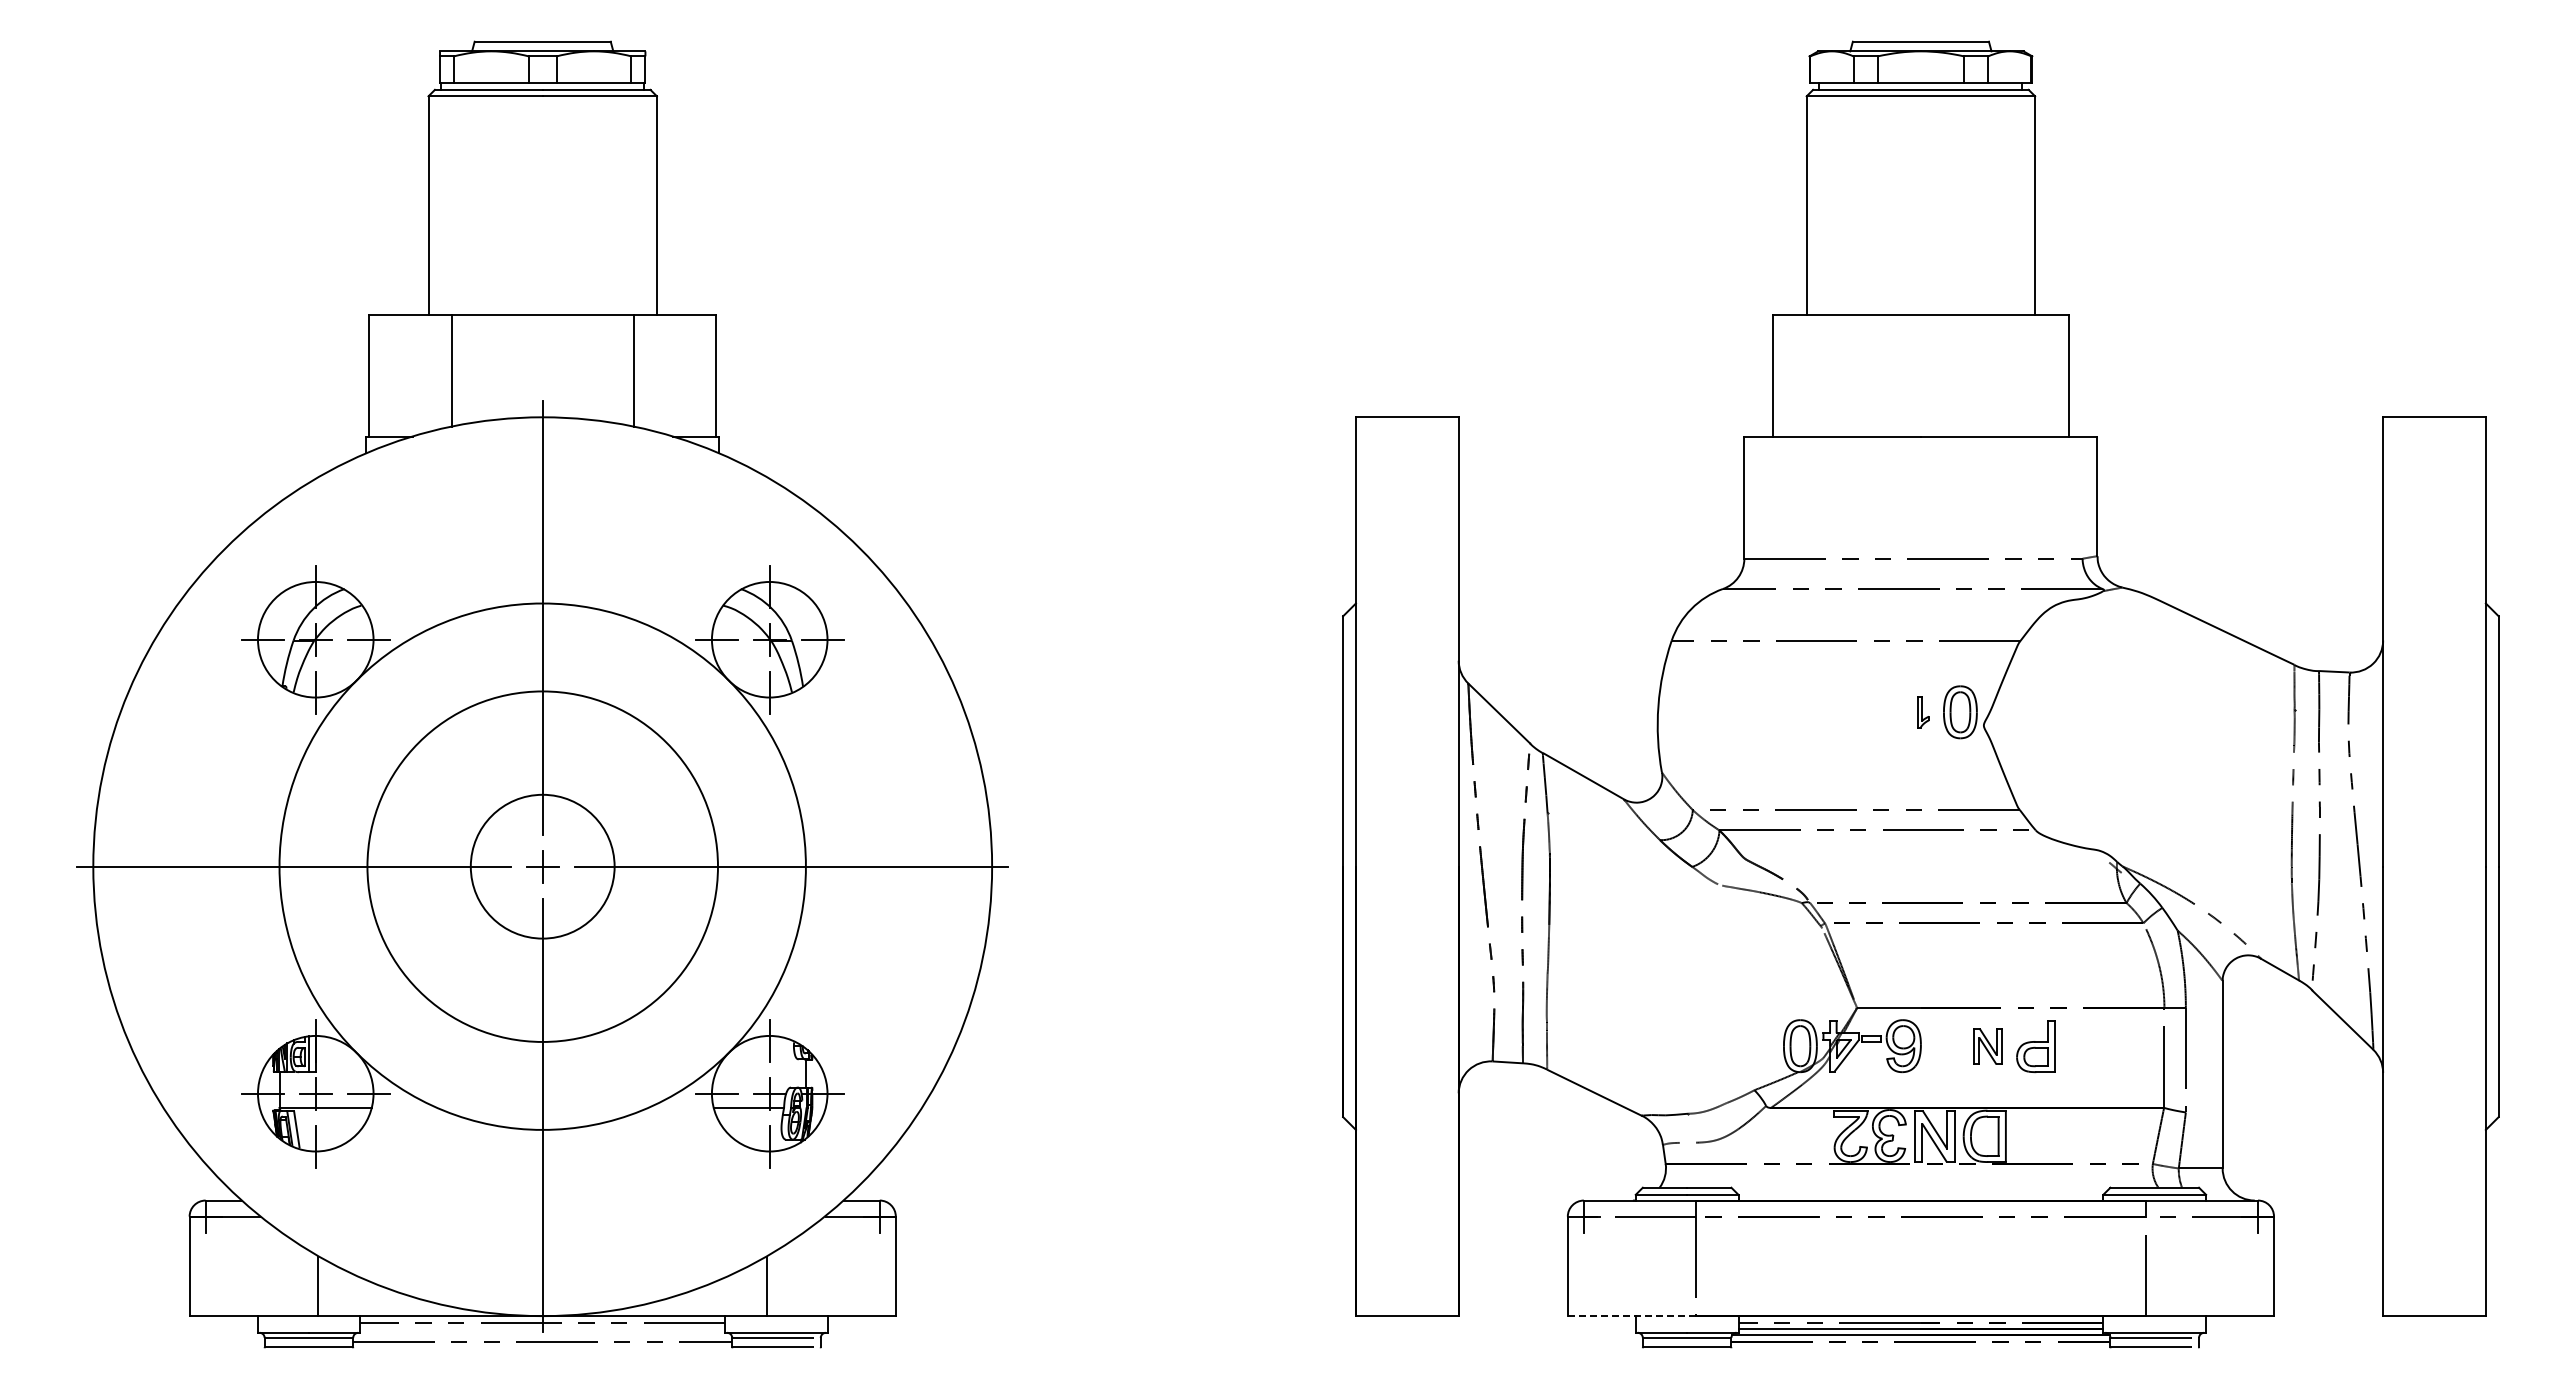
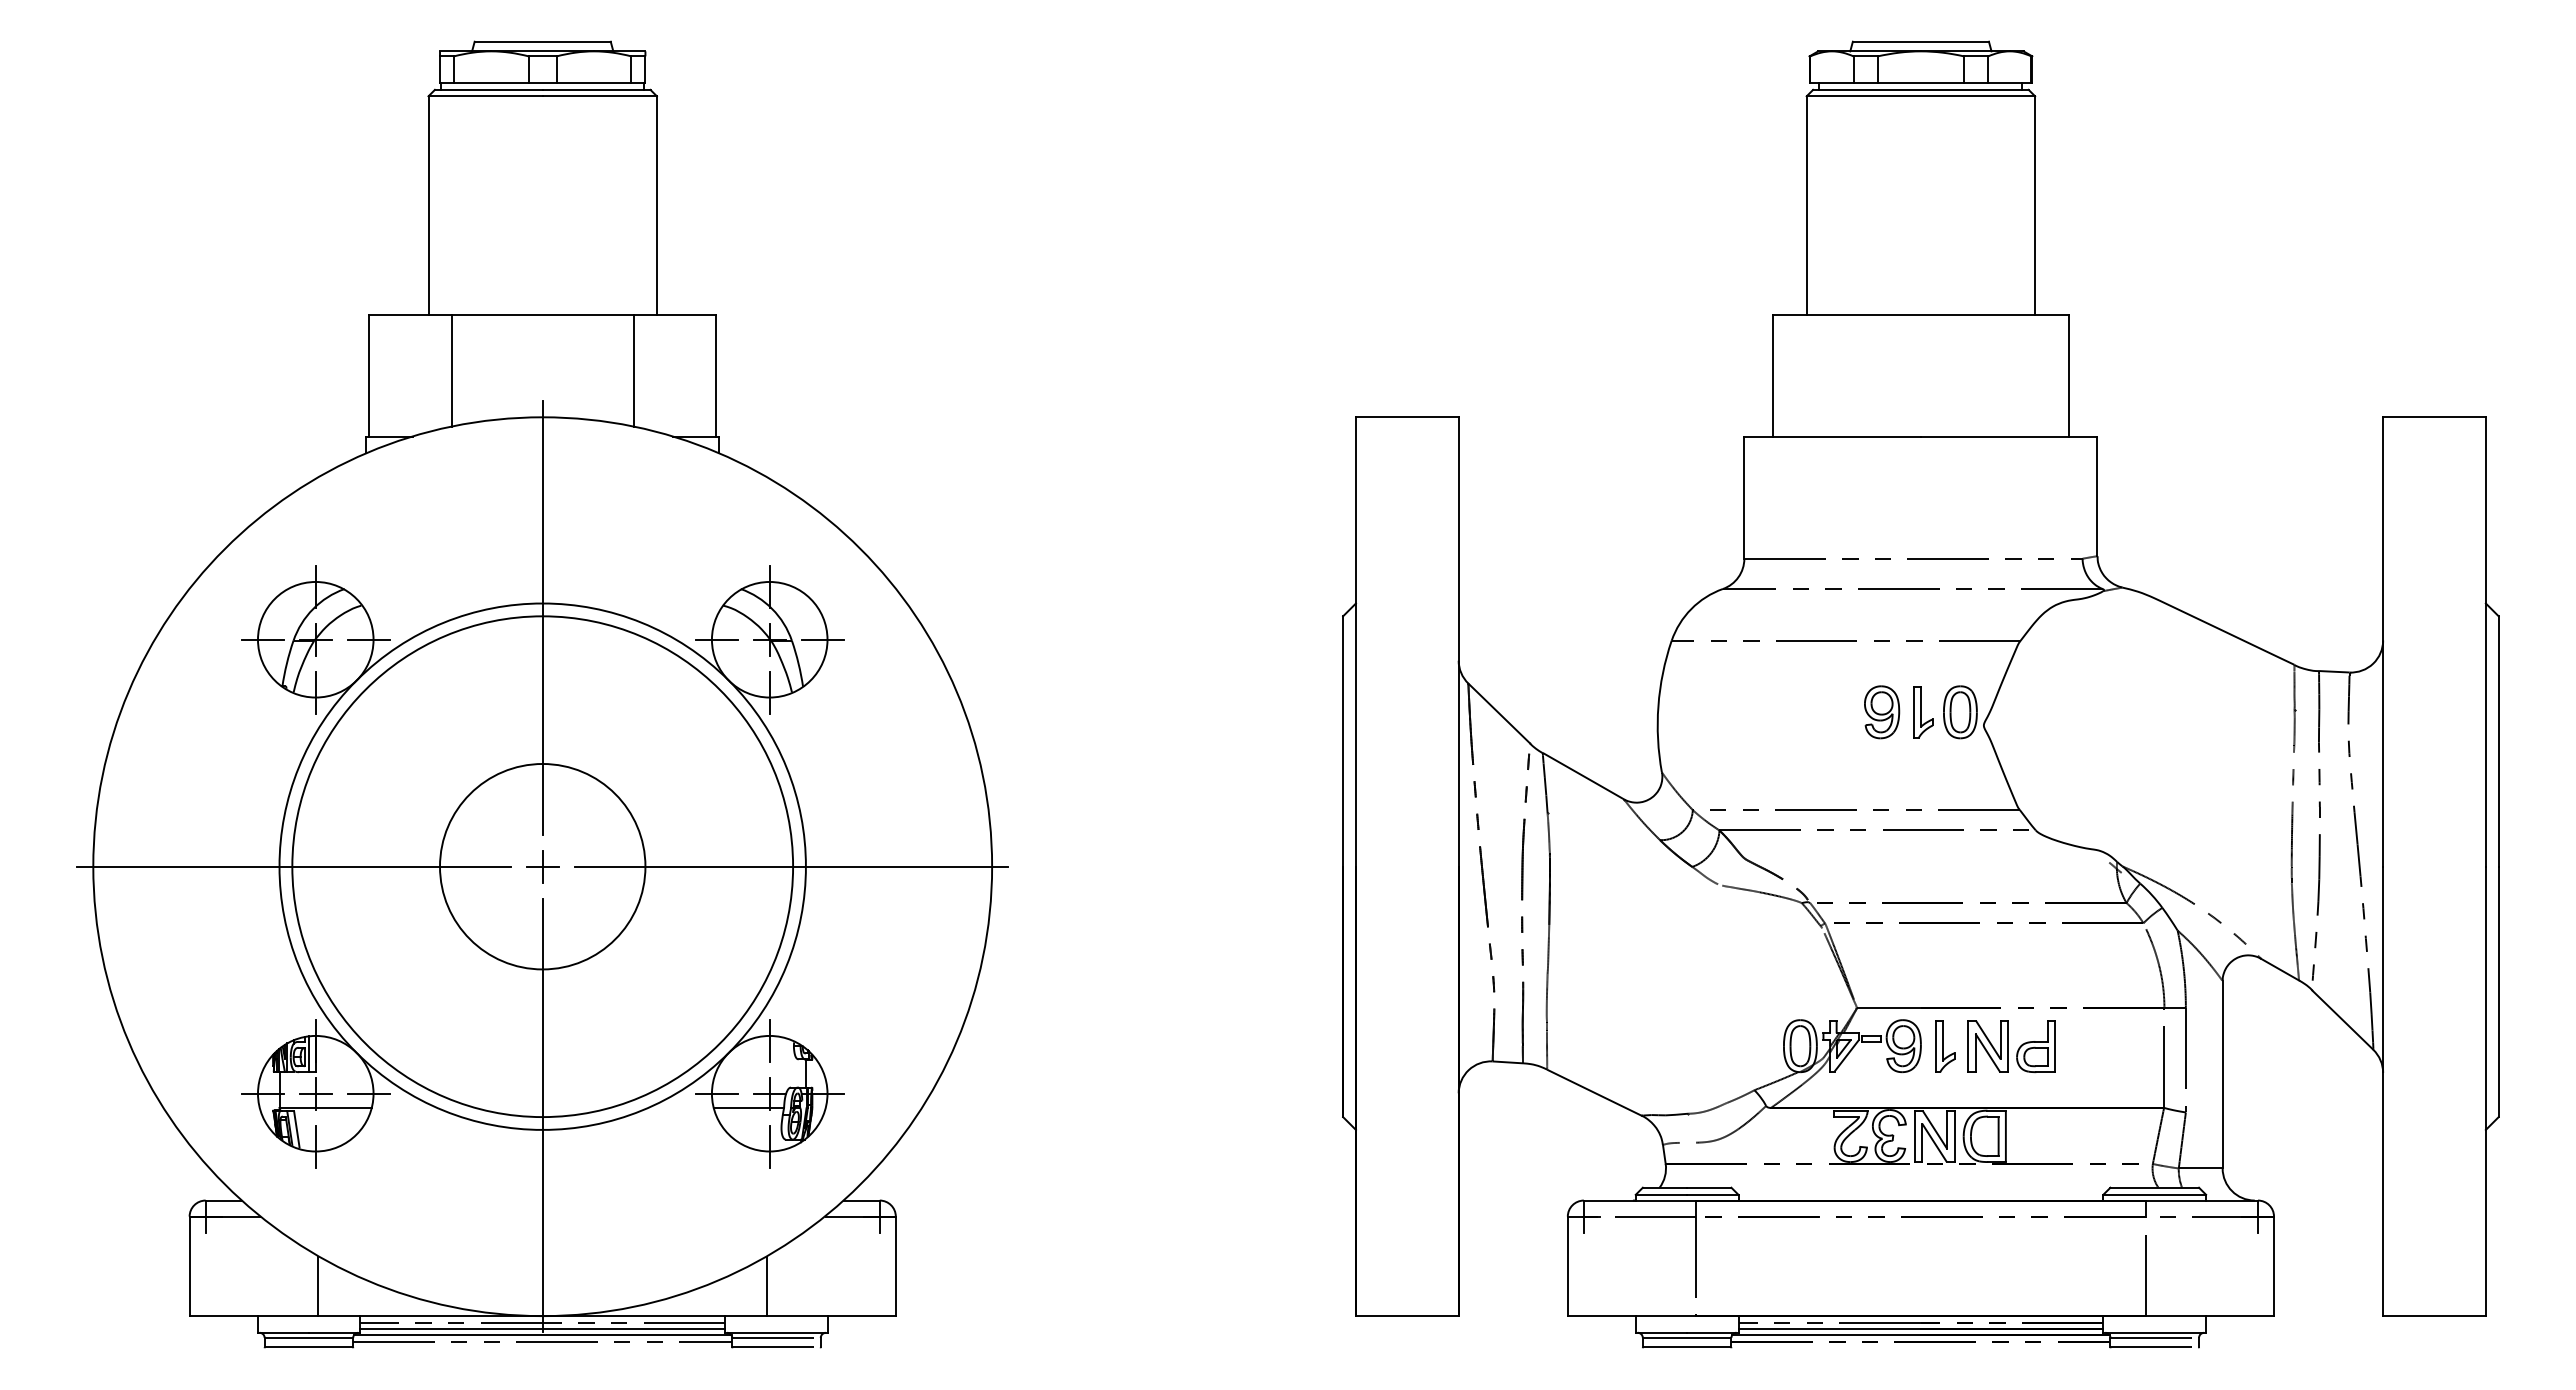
part: none -> present (1882, 712)
part size: 13x33 px -> 21x53 px (1923, 712)
circle diameter: 144 px -> 205 px (542, 866)
circle diameter: 351 px -> 501 px (542, 866)
part: none -> present (1945, 1046)
part size: 30x37 px -> 42x53 px (1987, 1046)
line: dashed -> solid (1632, 1316)
line: none -> present (542, 1328)
line: none -> present (542, 1335)
